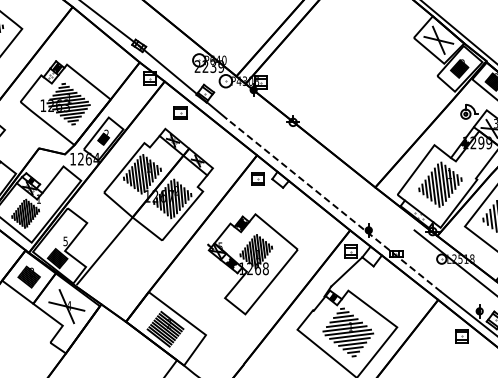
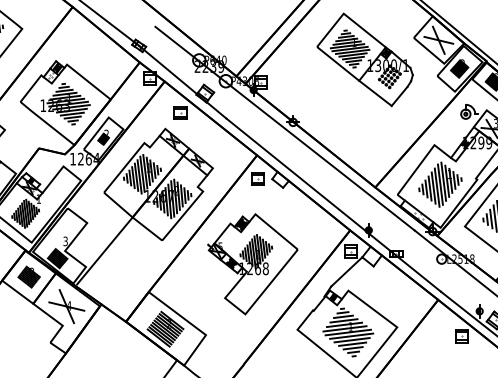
part: none -> present (364, 59)
line: none -> present (284, 128)
line: dashed -> solid (333, 205)
text: 5 -> 3 (65, 240)
